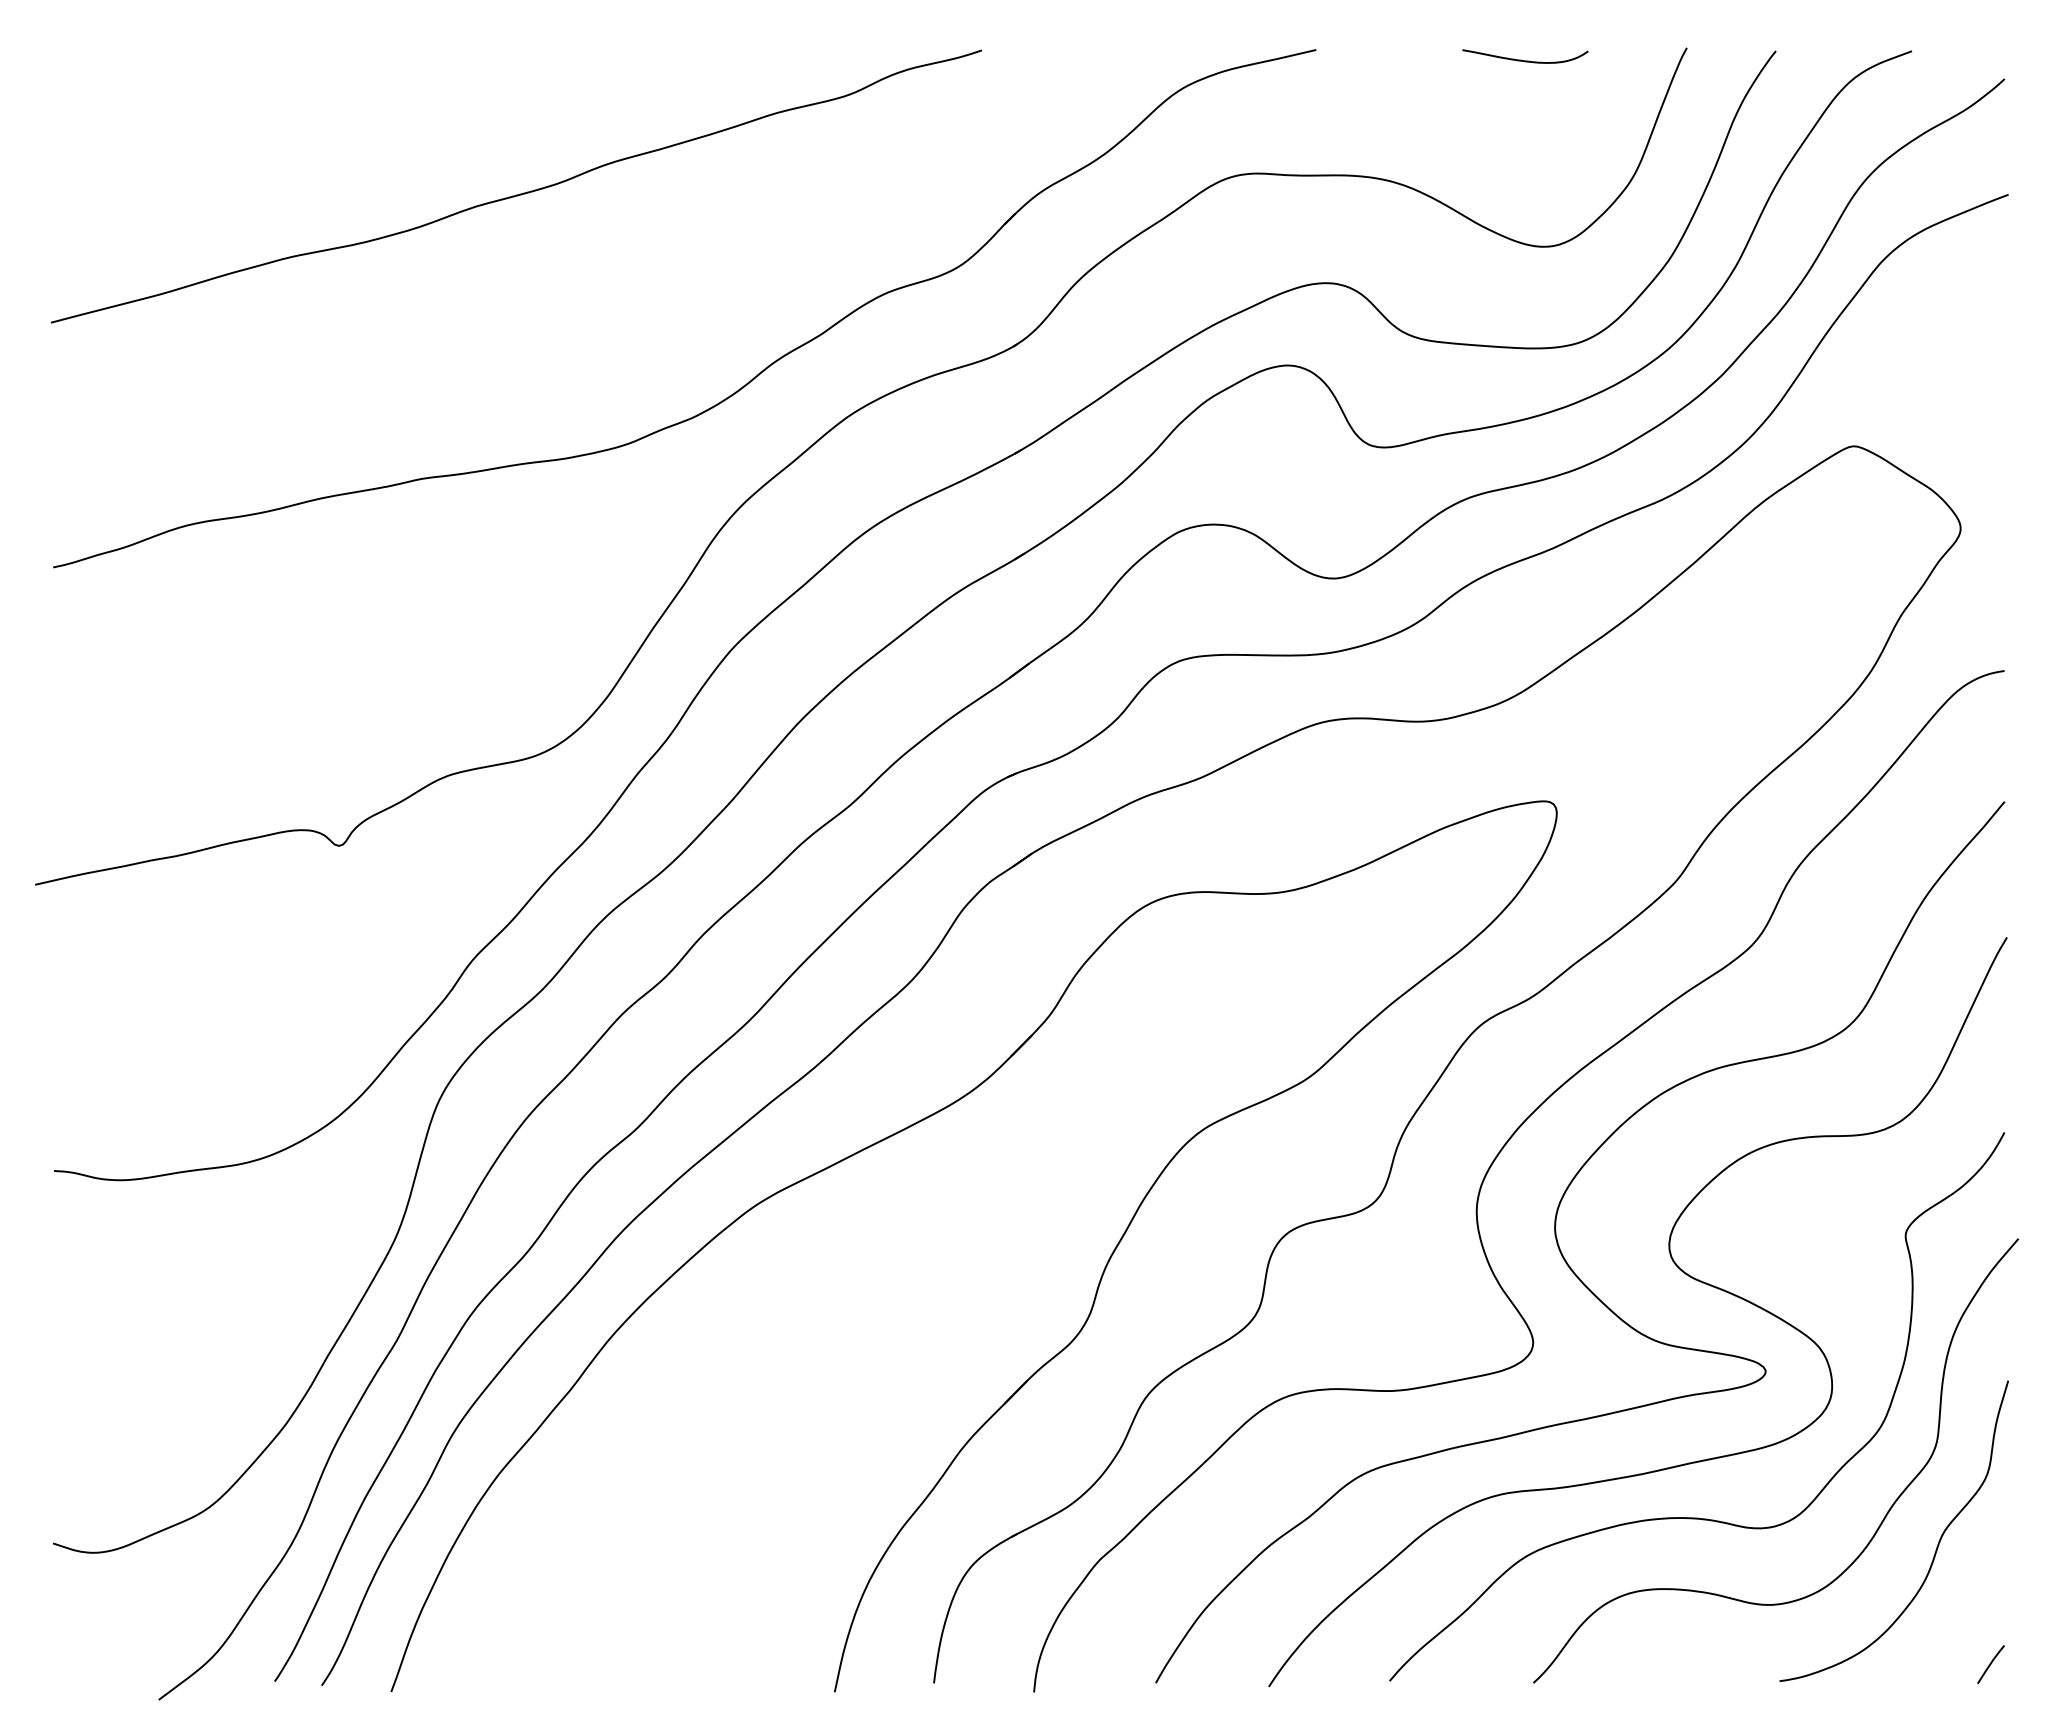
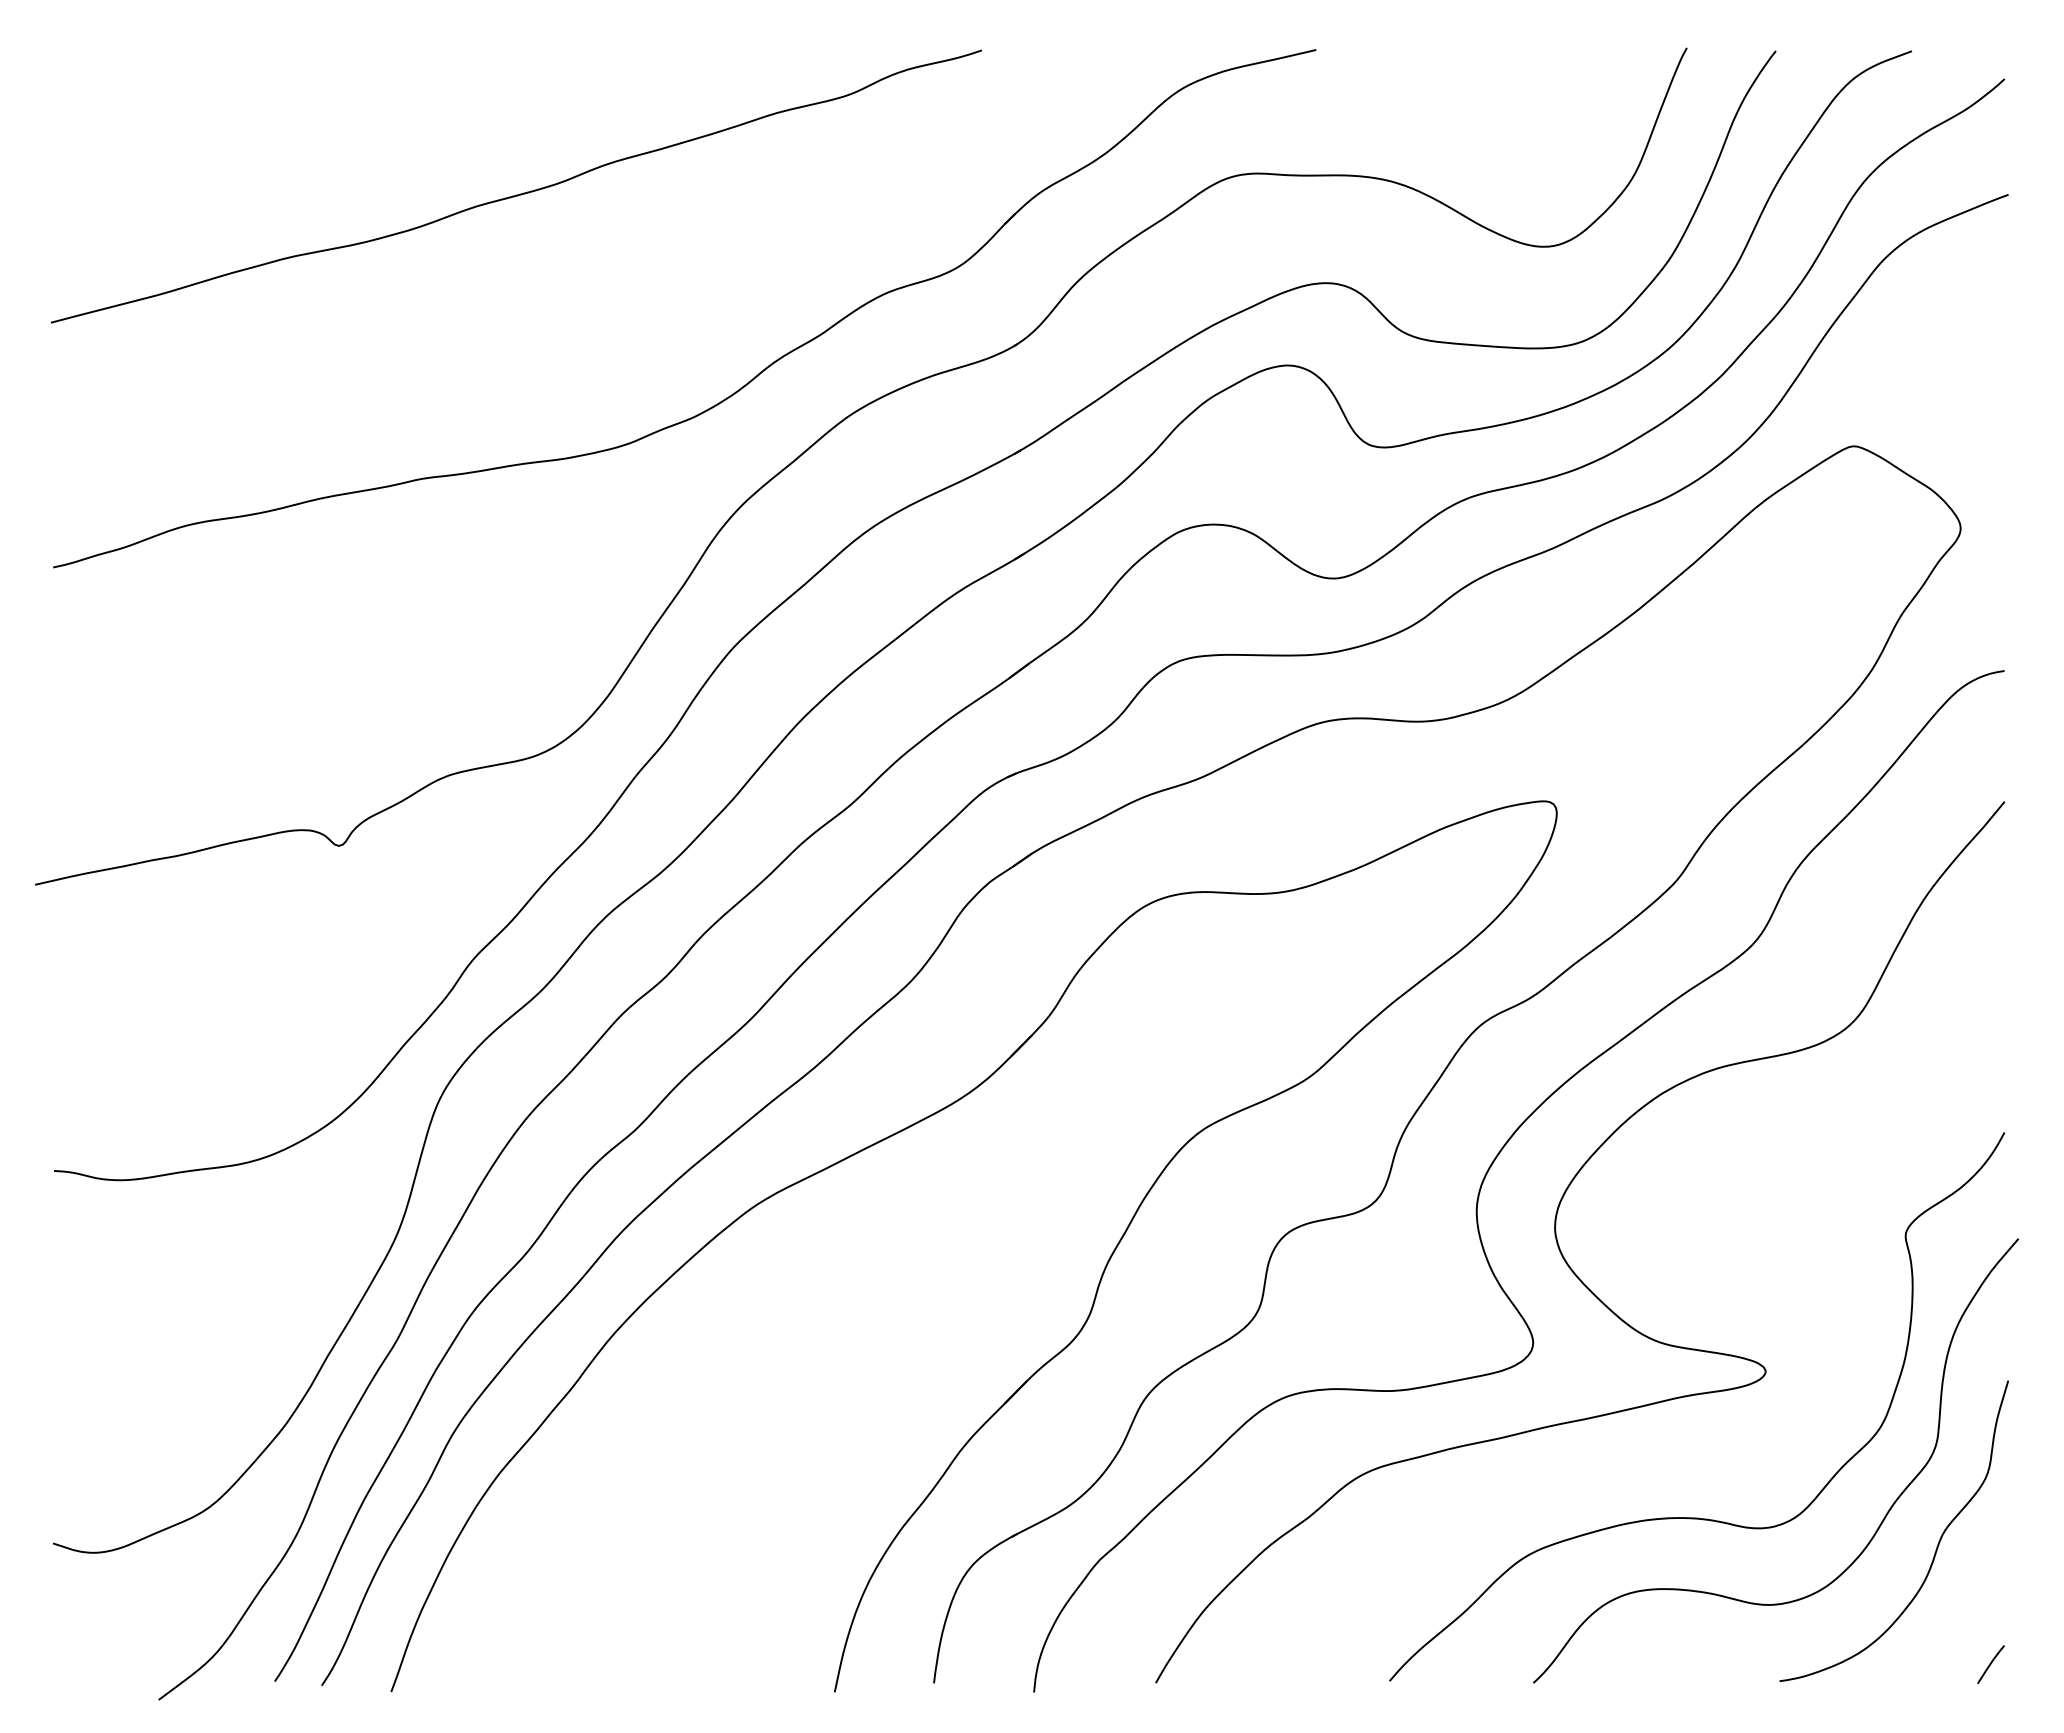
curve: present -> none (1525, 60)
curve: present -> none (1679, 1269)
